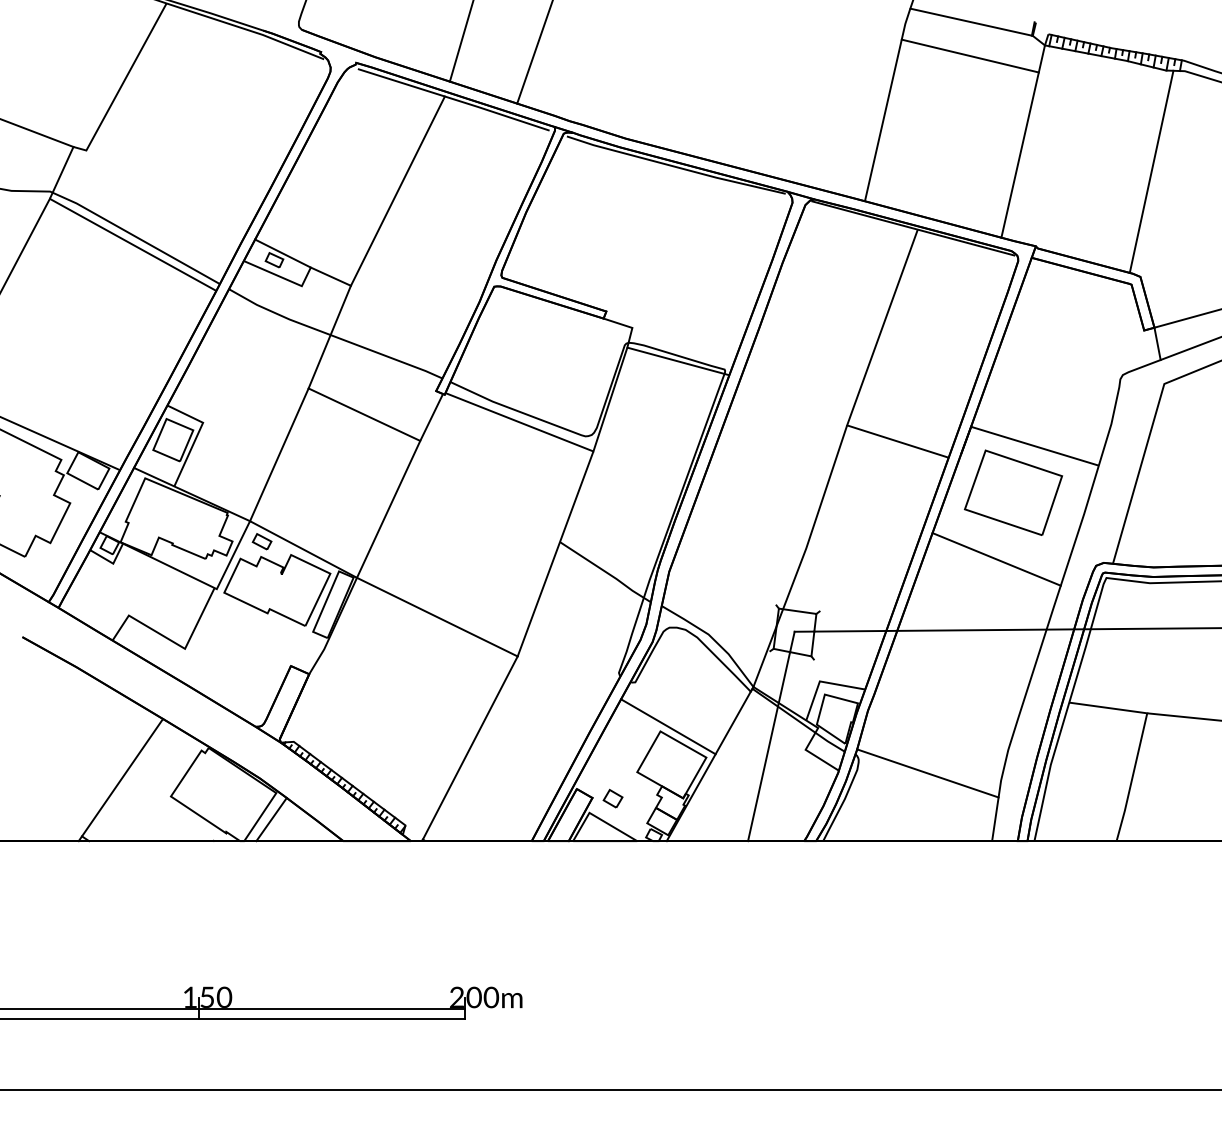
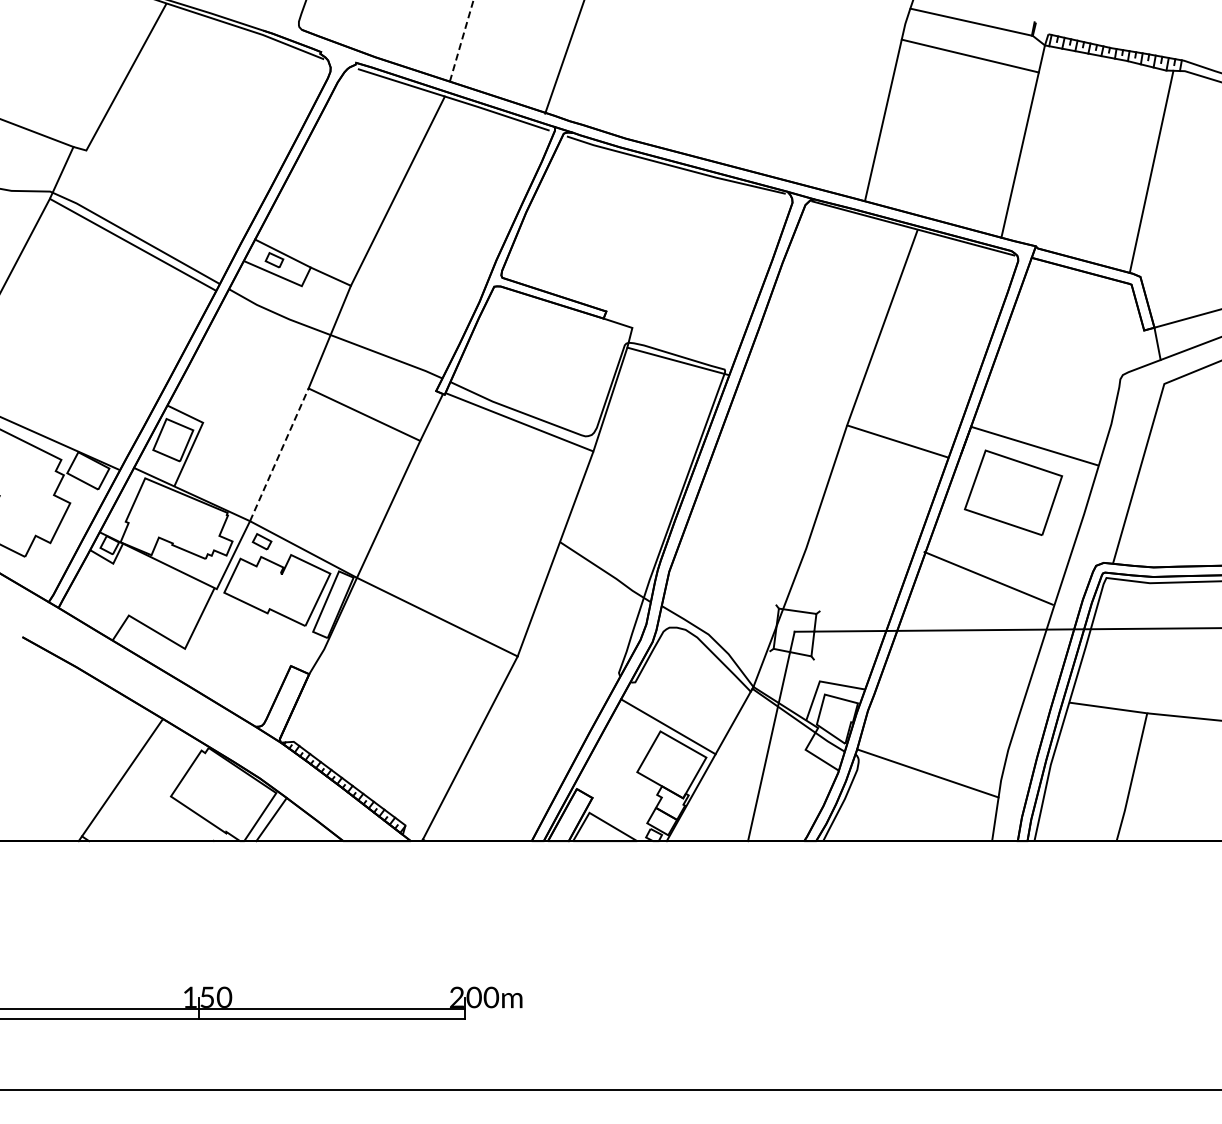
line: solid -> dashed (461, 40)
line position: (534, 52) -> (564, 57) (564, 57)
line: solid -> dashed (279, 454)
line position: (996, 559) -> (988, 578) (988, 578)
part: present -> none (612, 798)
